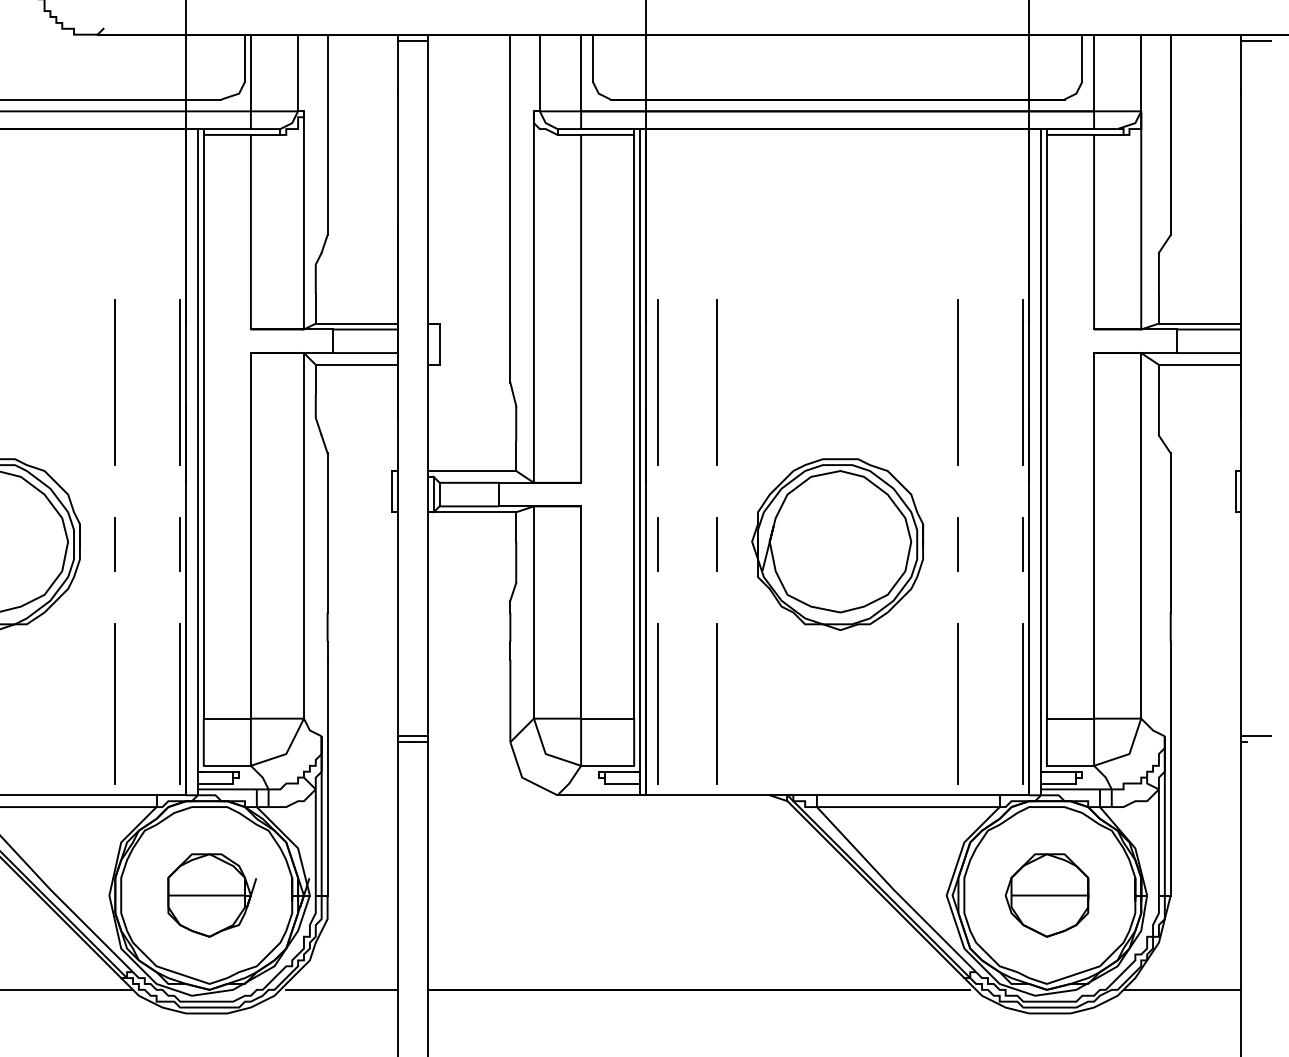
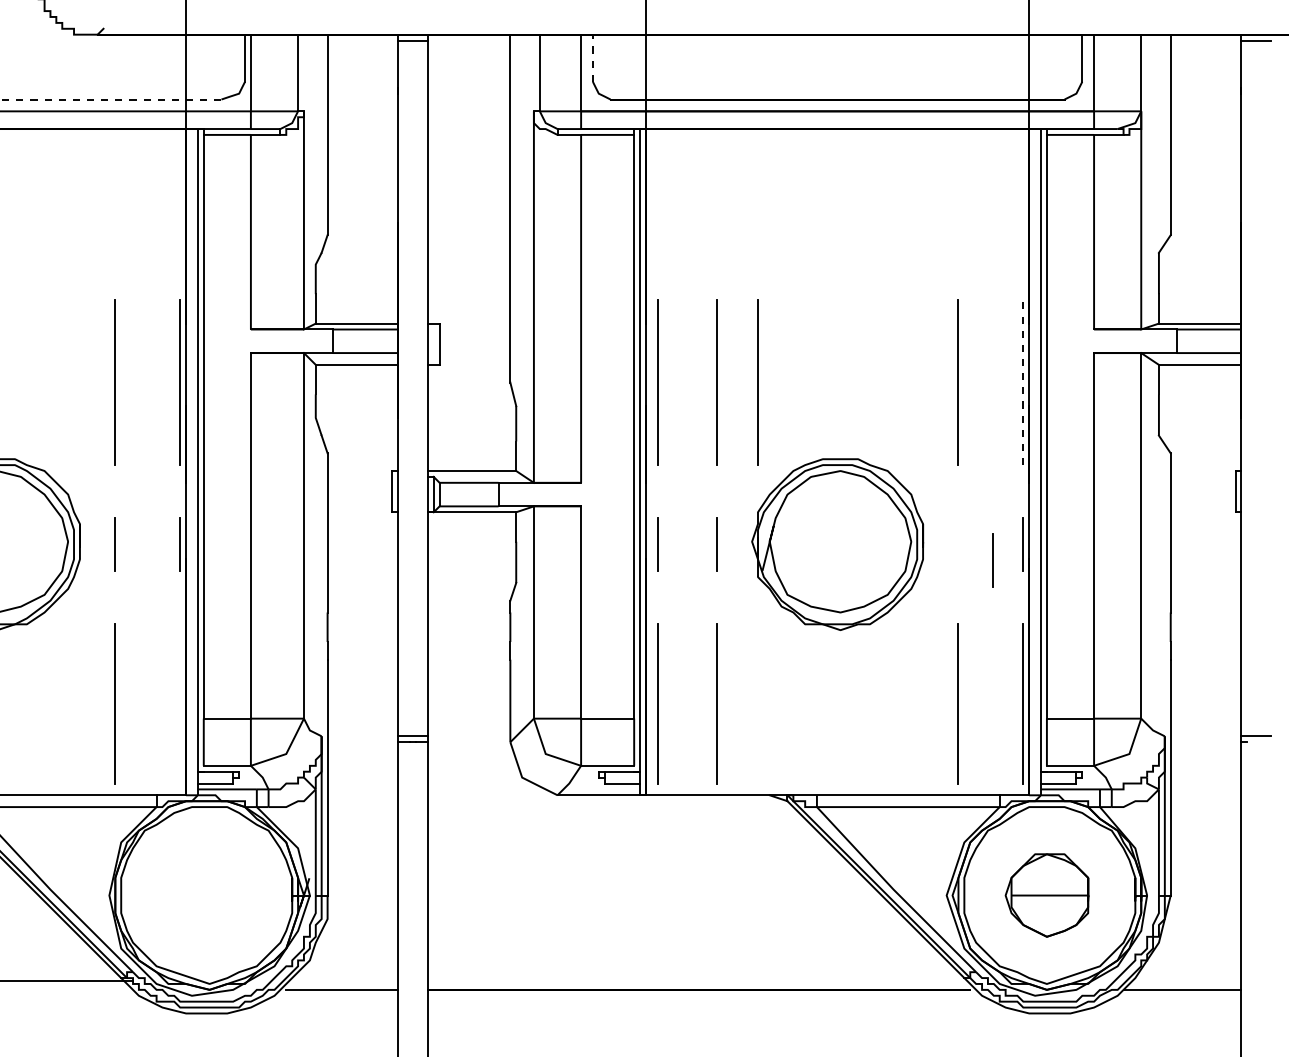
line: solid -> dashed (592, 58)
line: solid -> dashed (110, 99)
line: none -> present (757, 382)
line: solid -> dashed (1023, 382)
line position: (957, 544) -> (992, 560) (992, 560)
line: present -> none (180, 703)
part: present -> none (211, 895)
line position: (67, 989) -> (67, 980) (67, 980)
